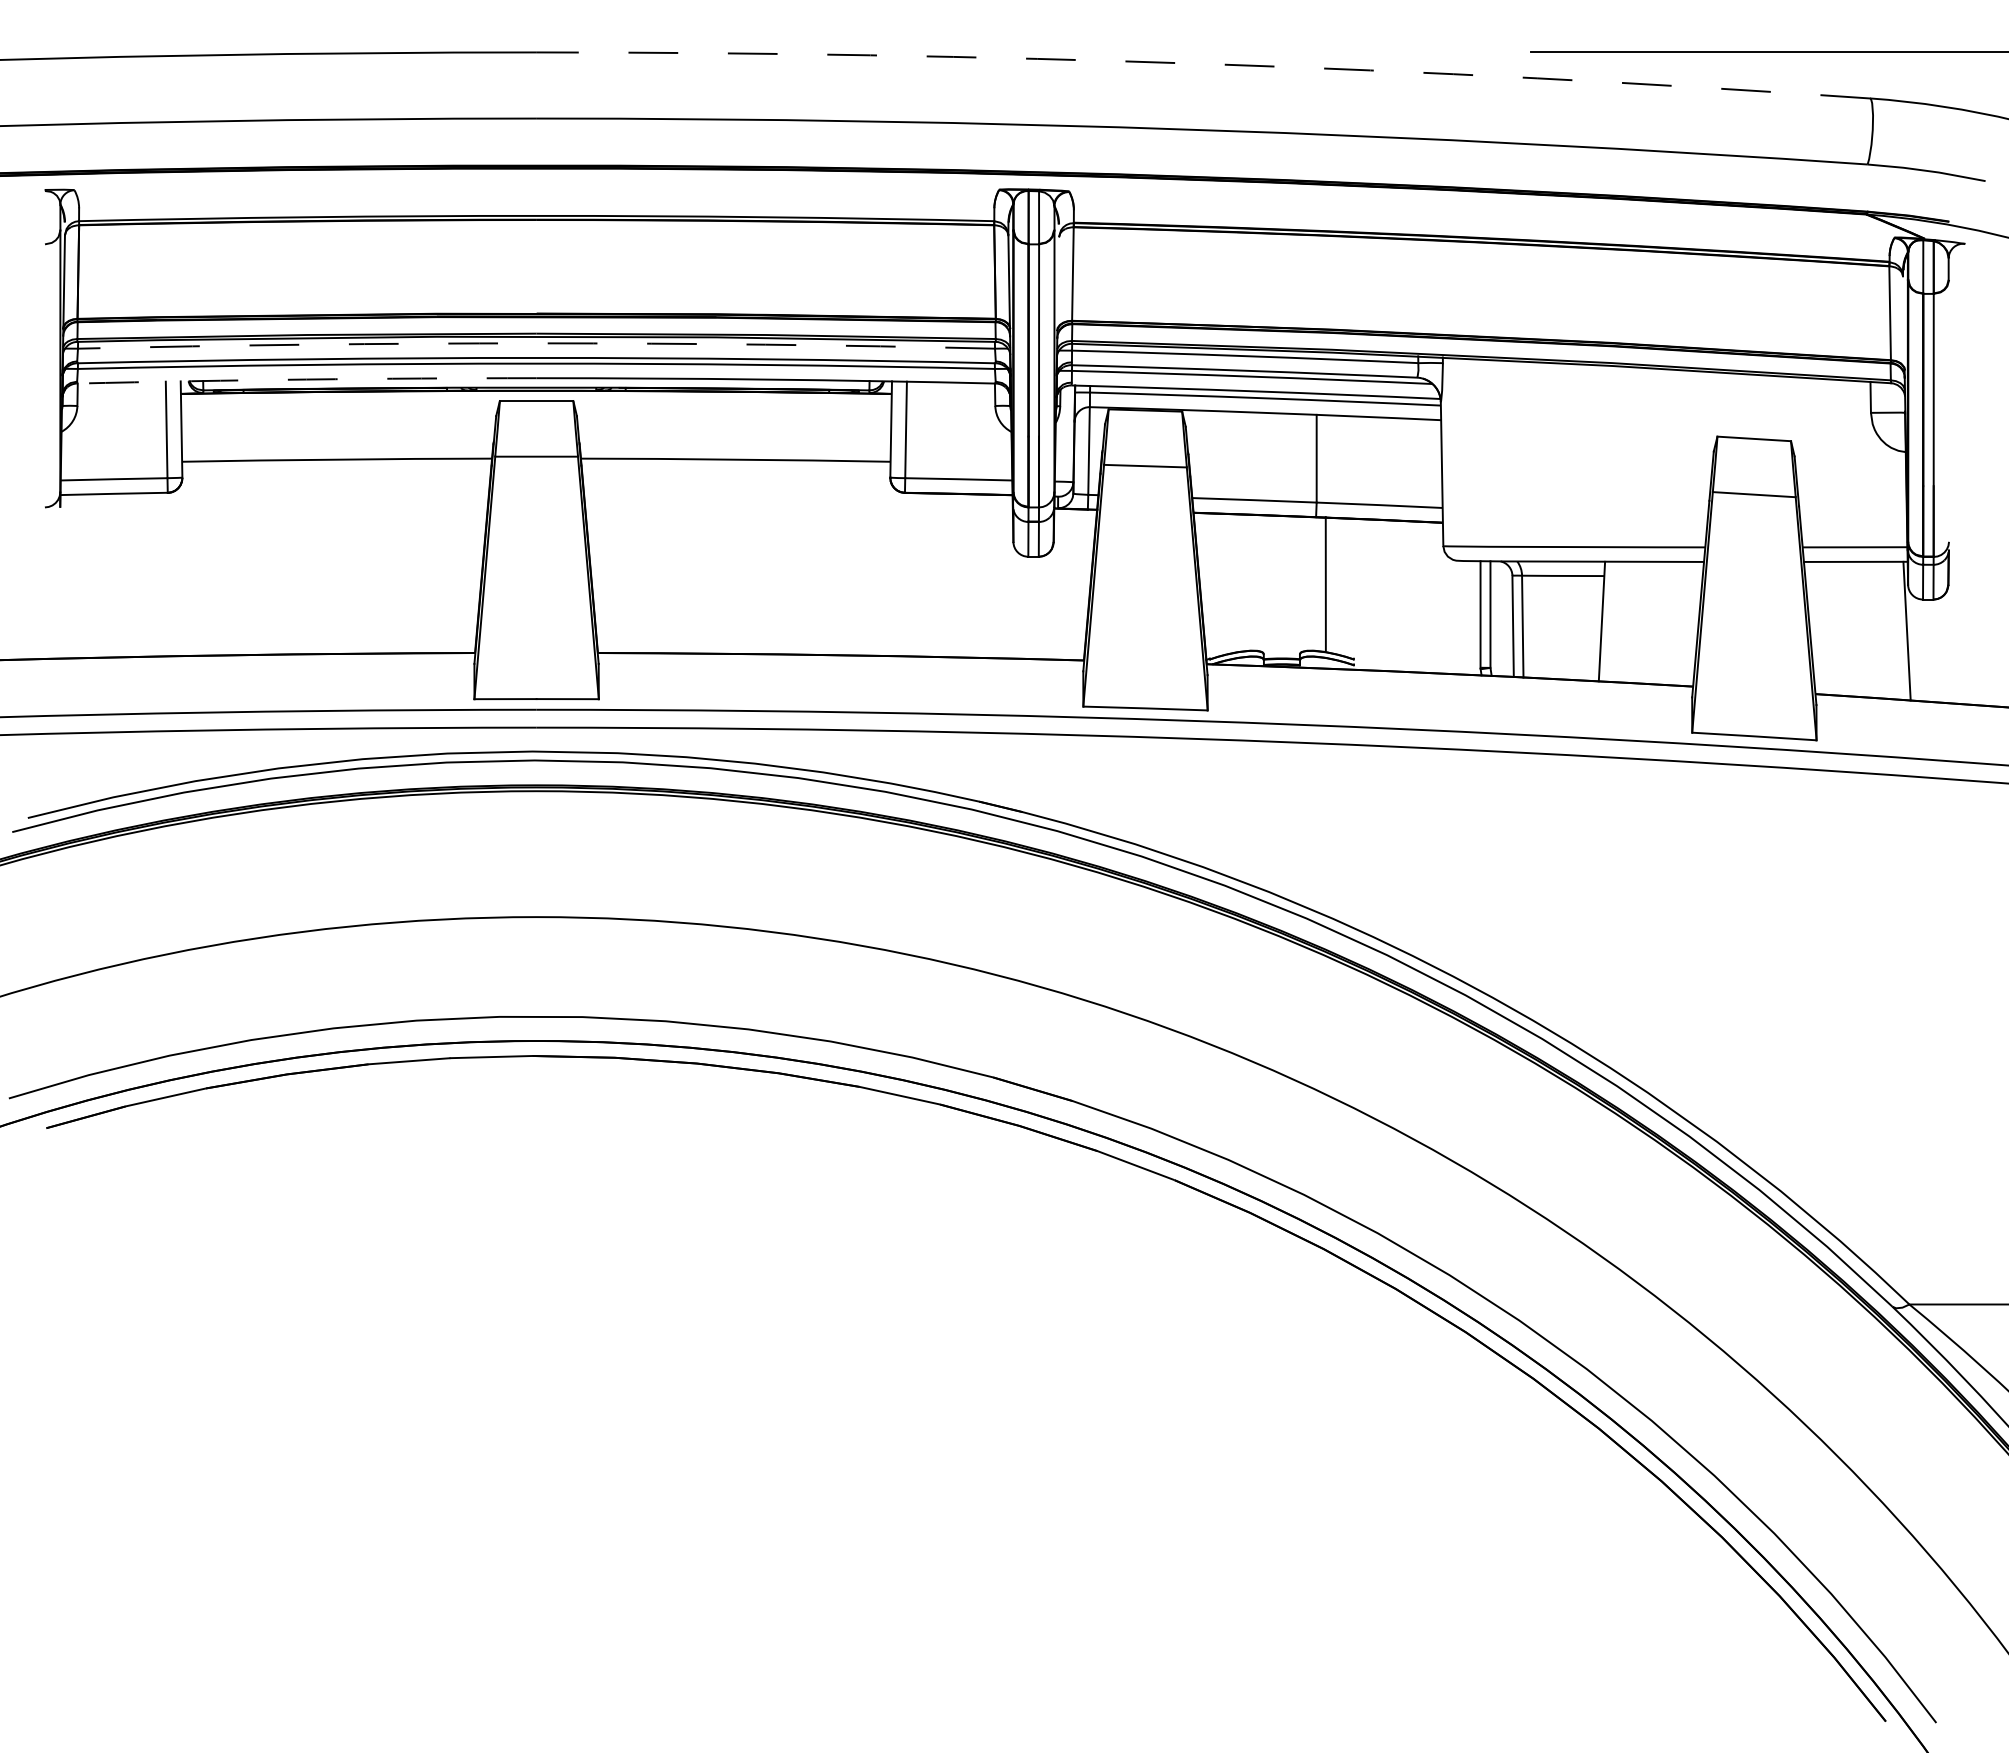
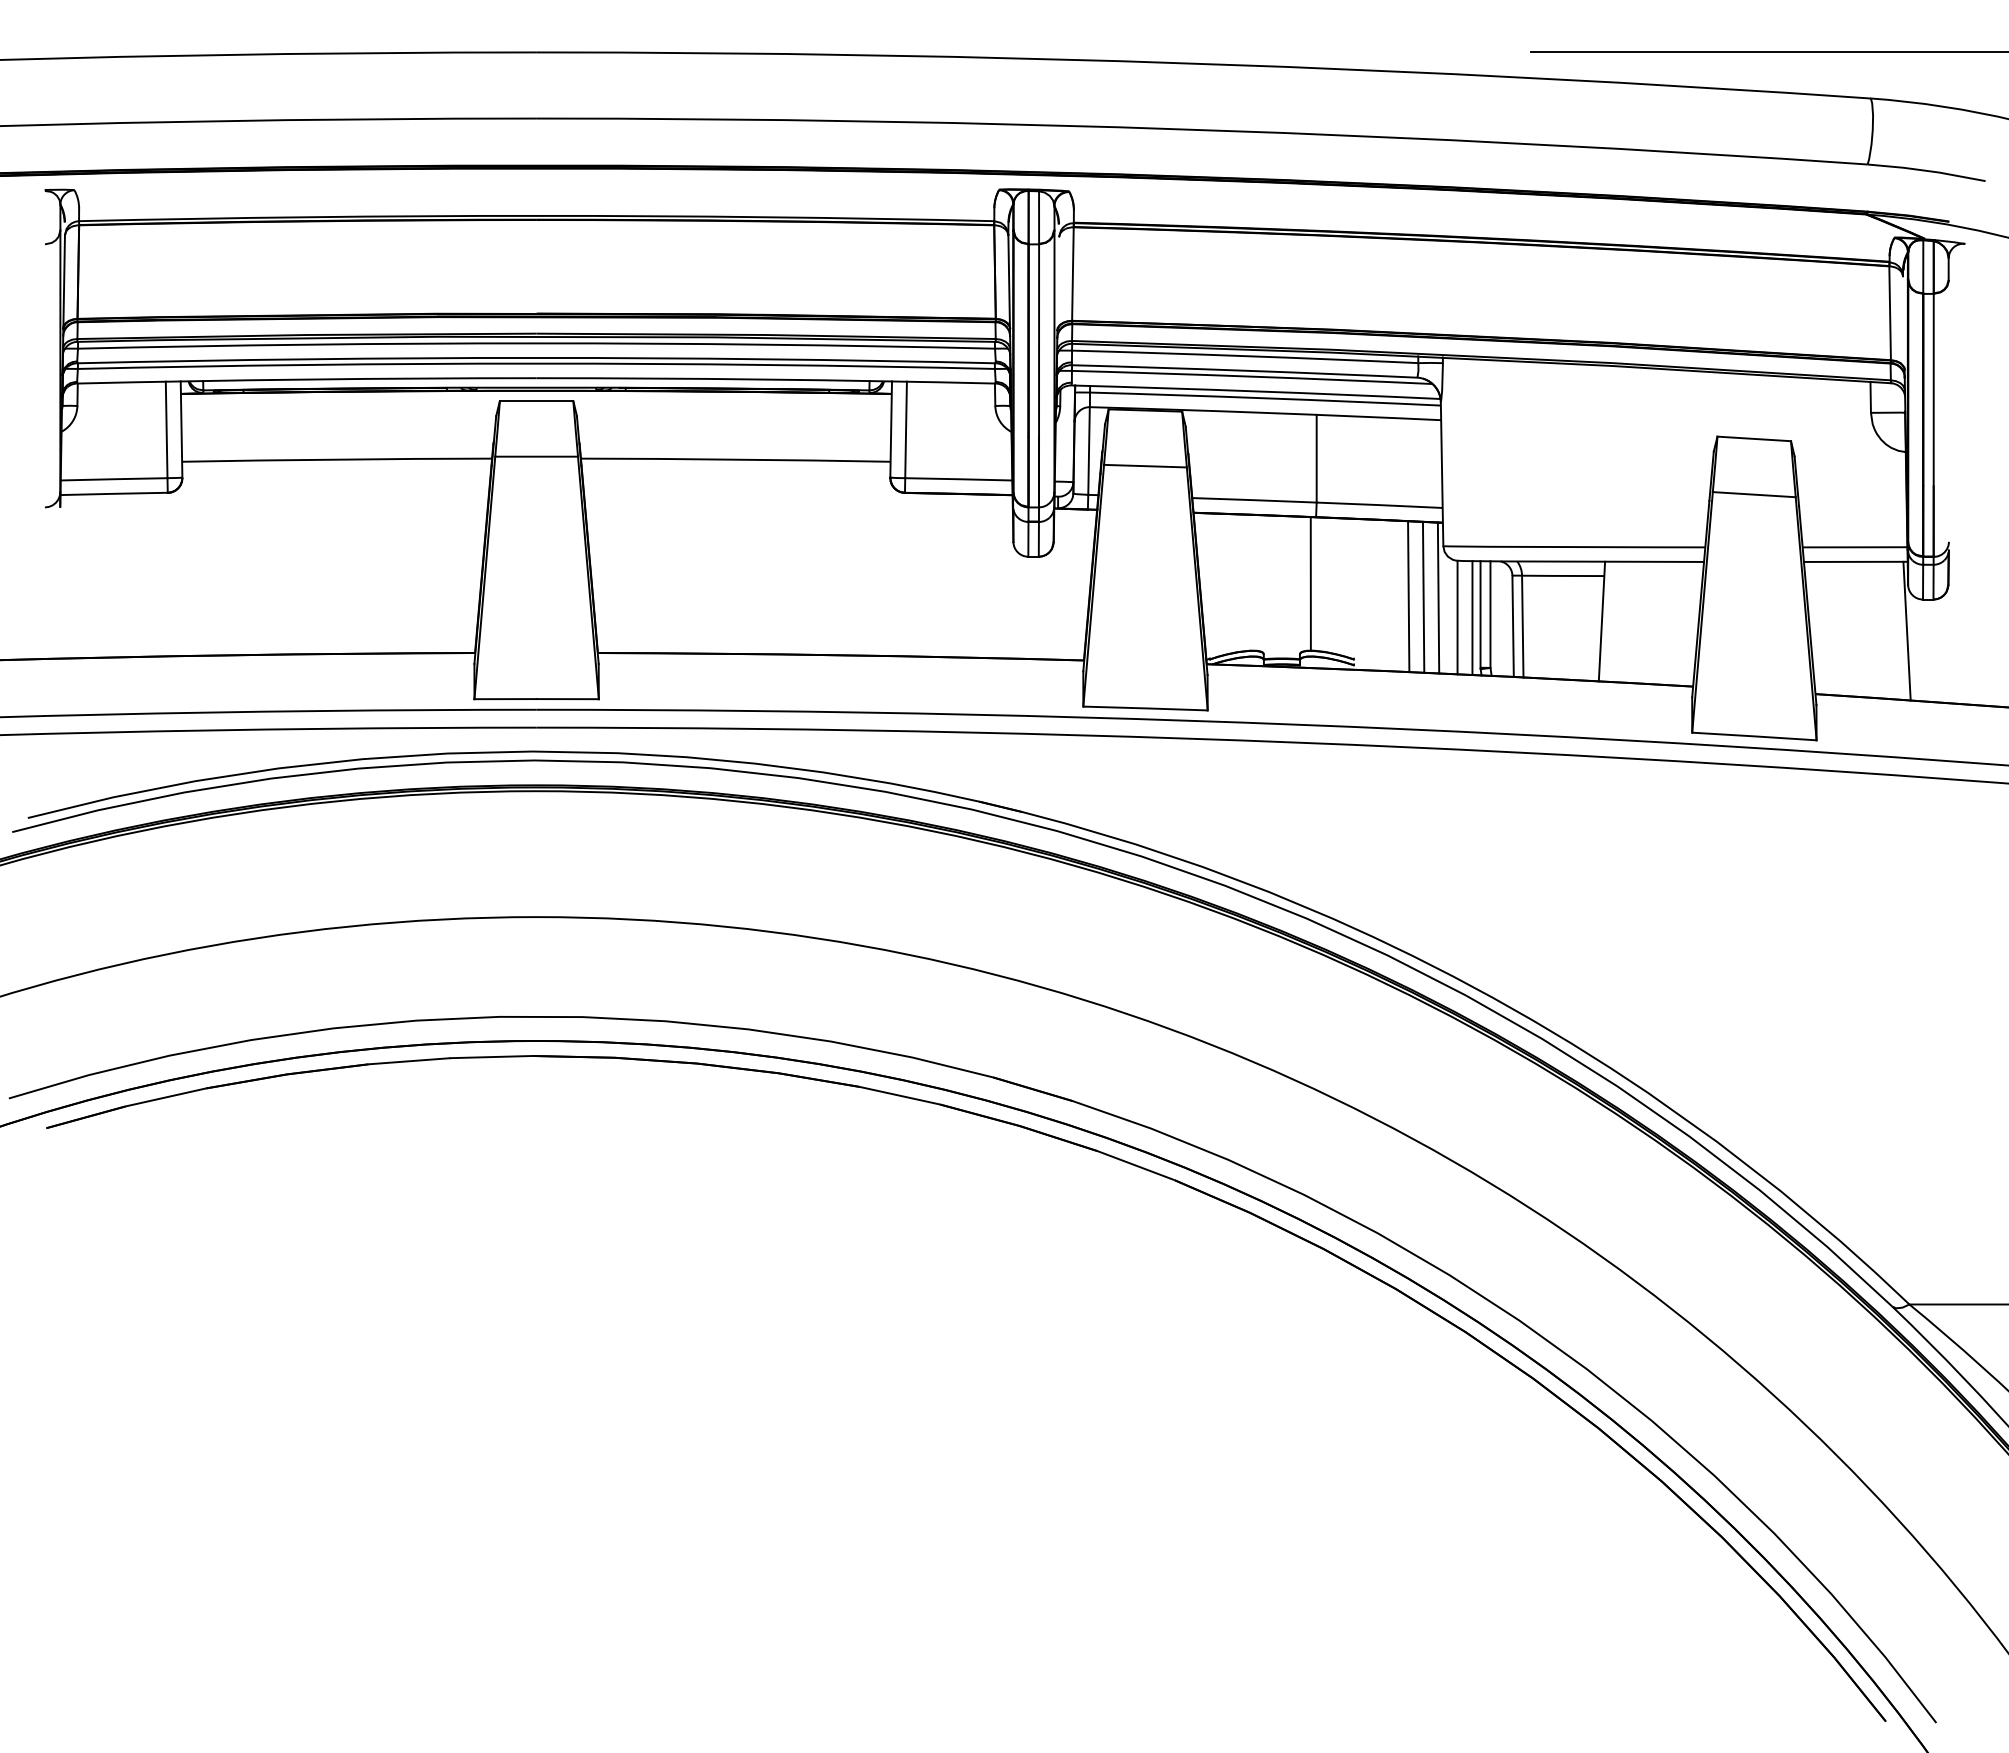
arc: dashed -> solid (1203, 63)
arc: dashed -> solid (536, 343)
arc: dashed -> solid (306, 379)
line position: (1325, 583) -> (1310, 583) (1310, 583)
line: none -> present (1408, 596)
line: none -> present (1423, 596)
line: none -> present (1438, 597)
line: none -> present (1457, 617)
line: none -> present (1472, 617)
